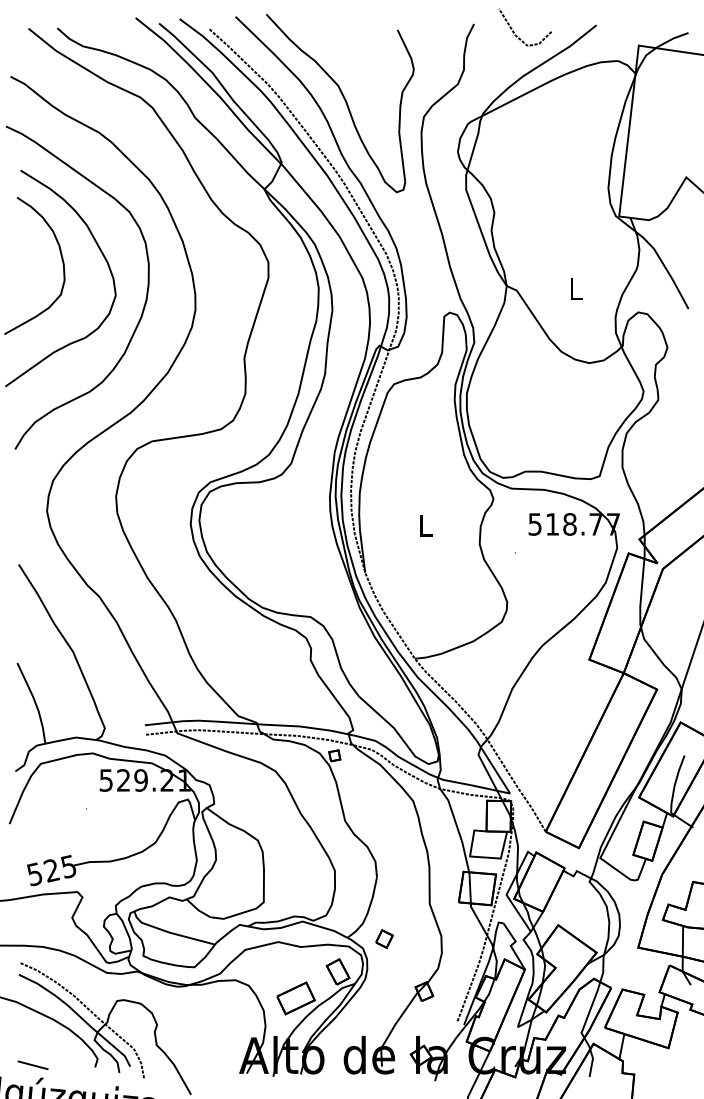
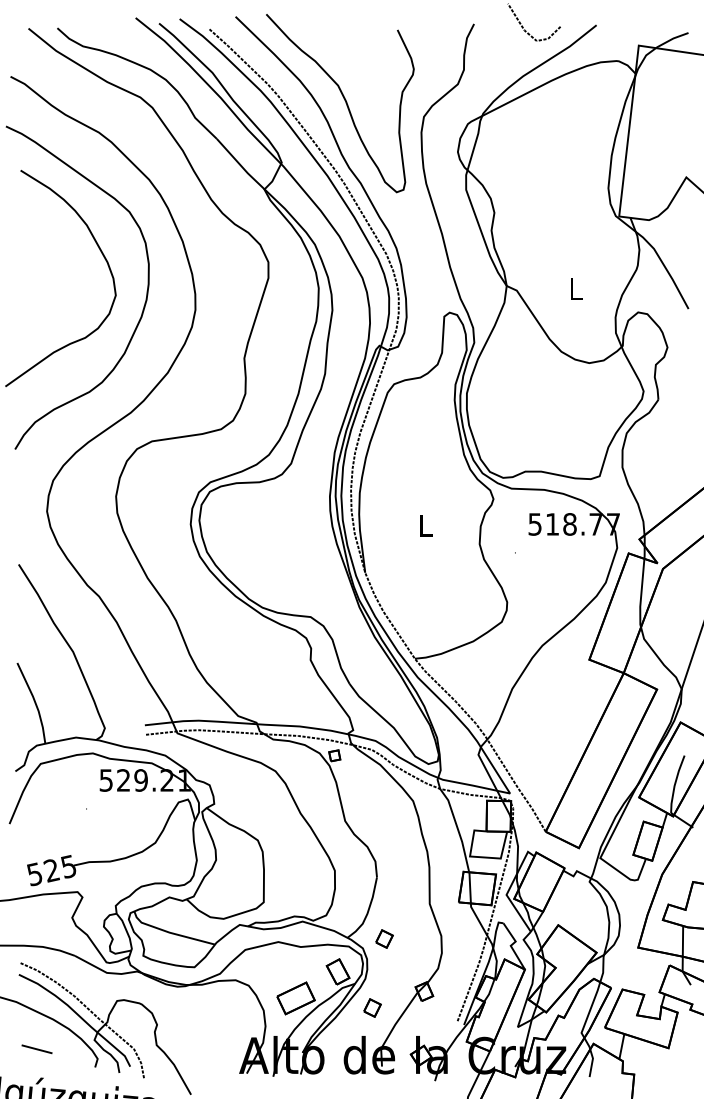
line position: (516, 34) -> (525, 29) (525, 29)
curve: present -> none (61, 259)
part: none -> present (372, 1007)
line position: (32, 1065) -> (36, 1049) (36, 1049)
